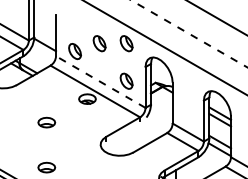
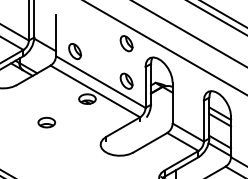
line: none -> present (223, 14)
line: dashed -> solid (189, 33)
part: present -> none (99, 43)
line: dashed -> solid (100, 82)
part: present -> none (46, 167)
